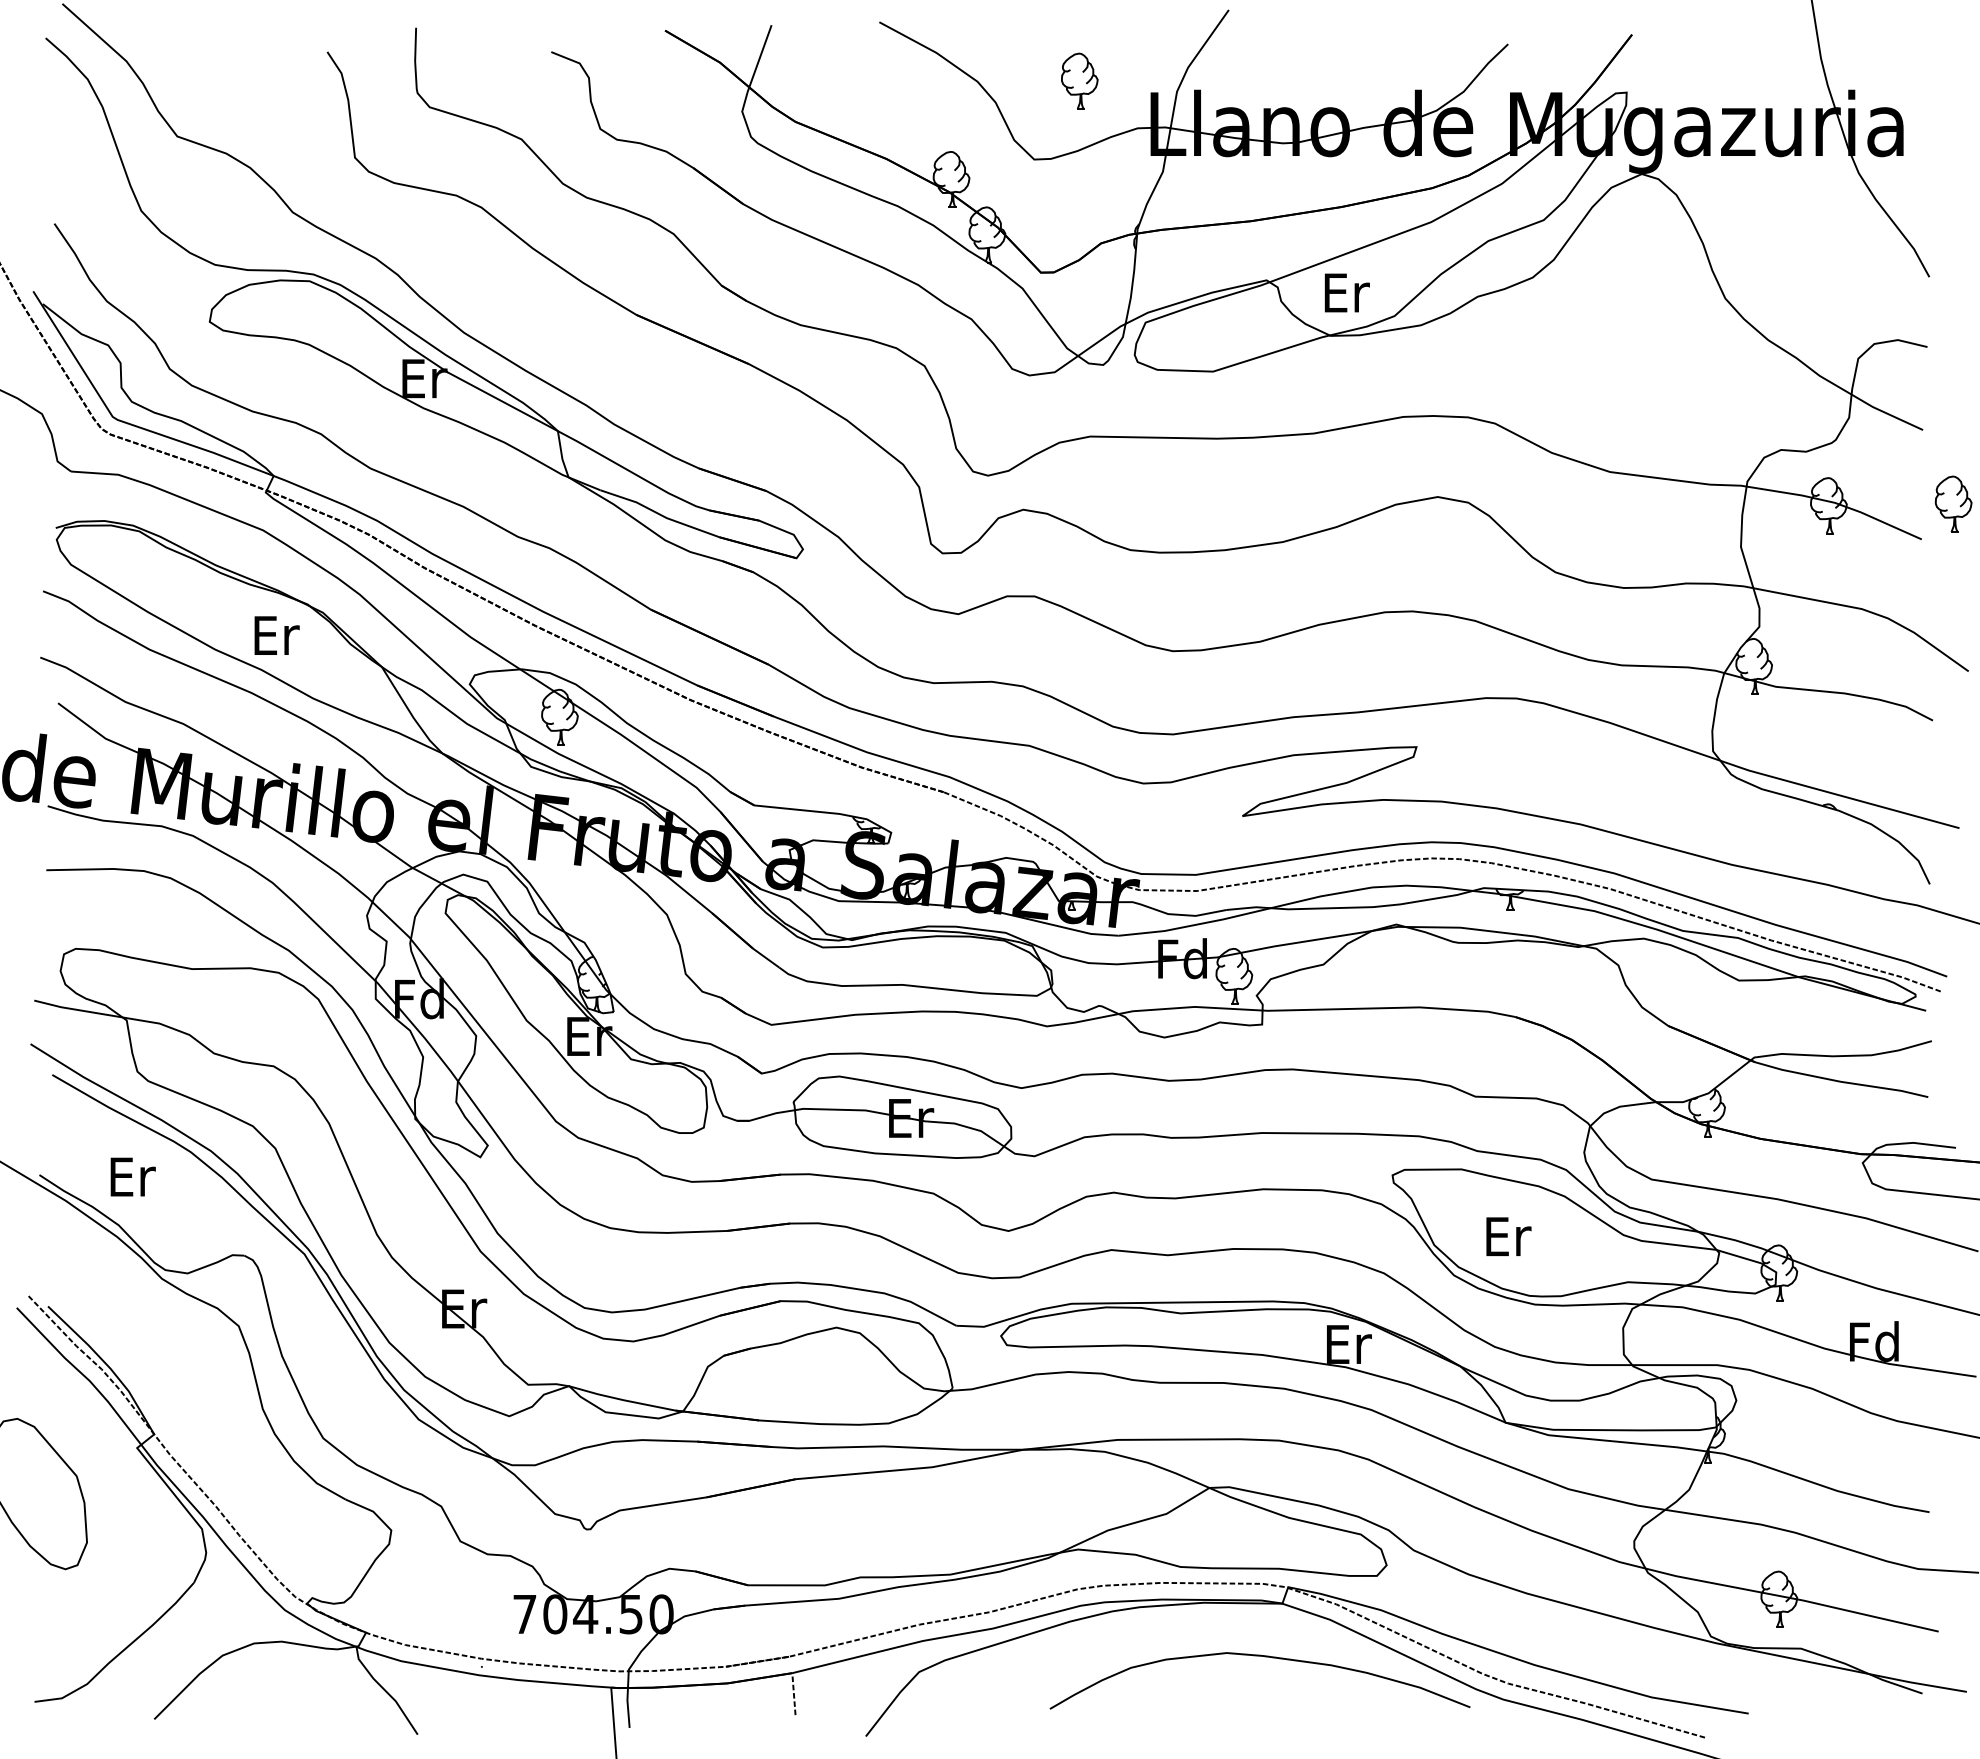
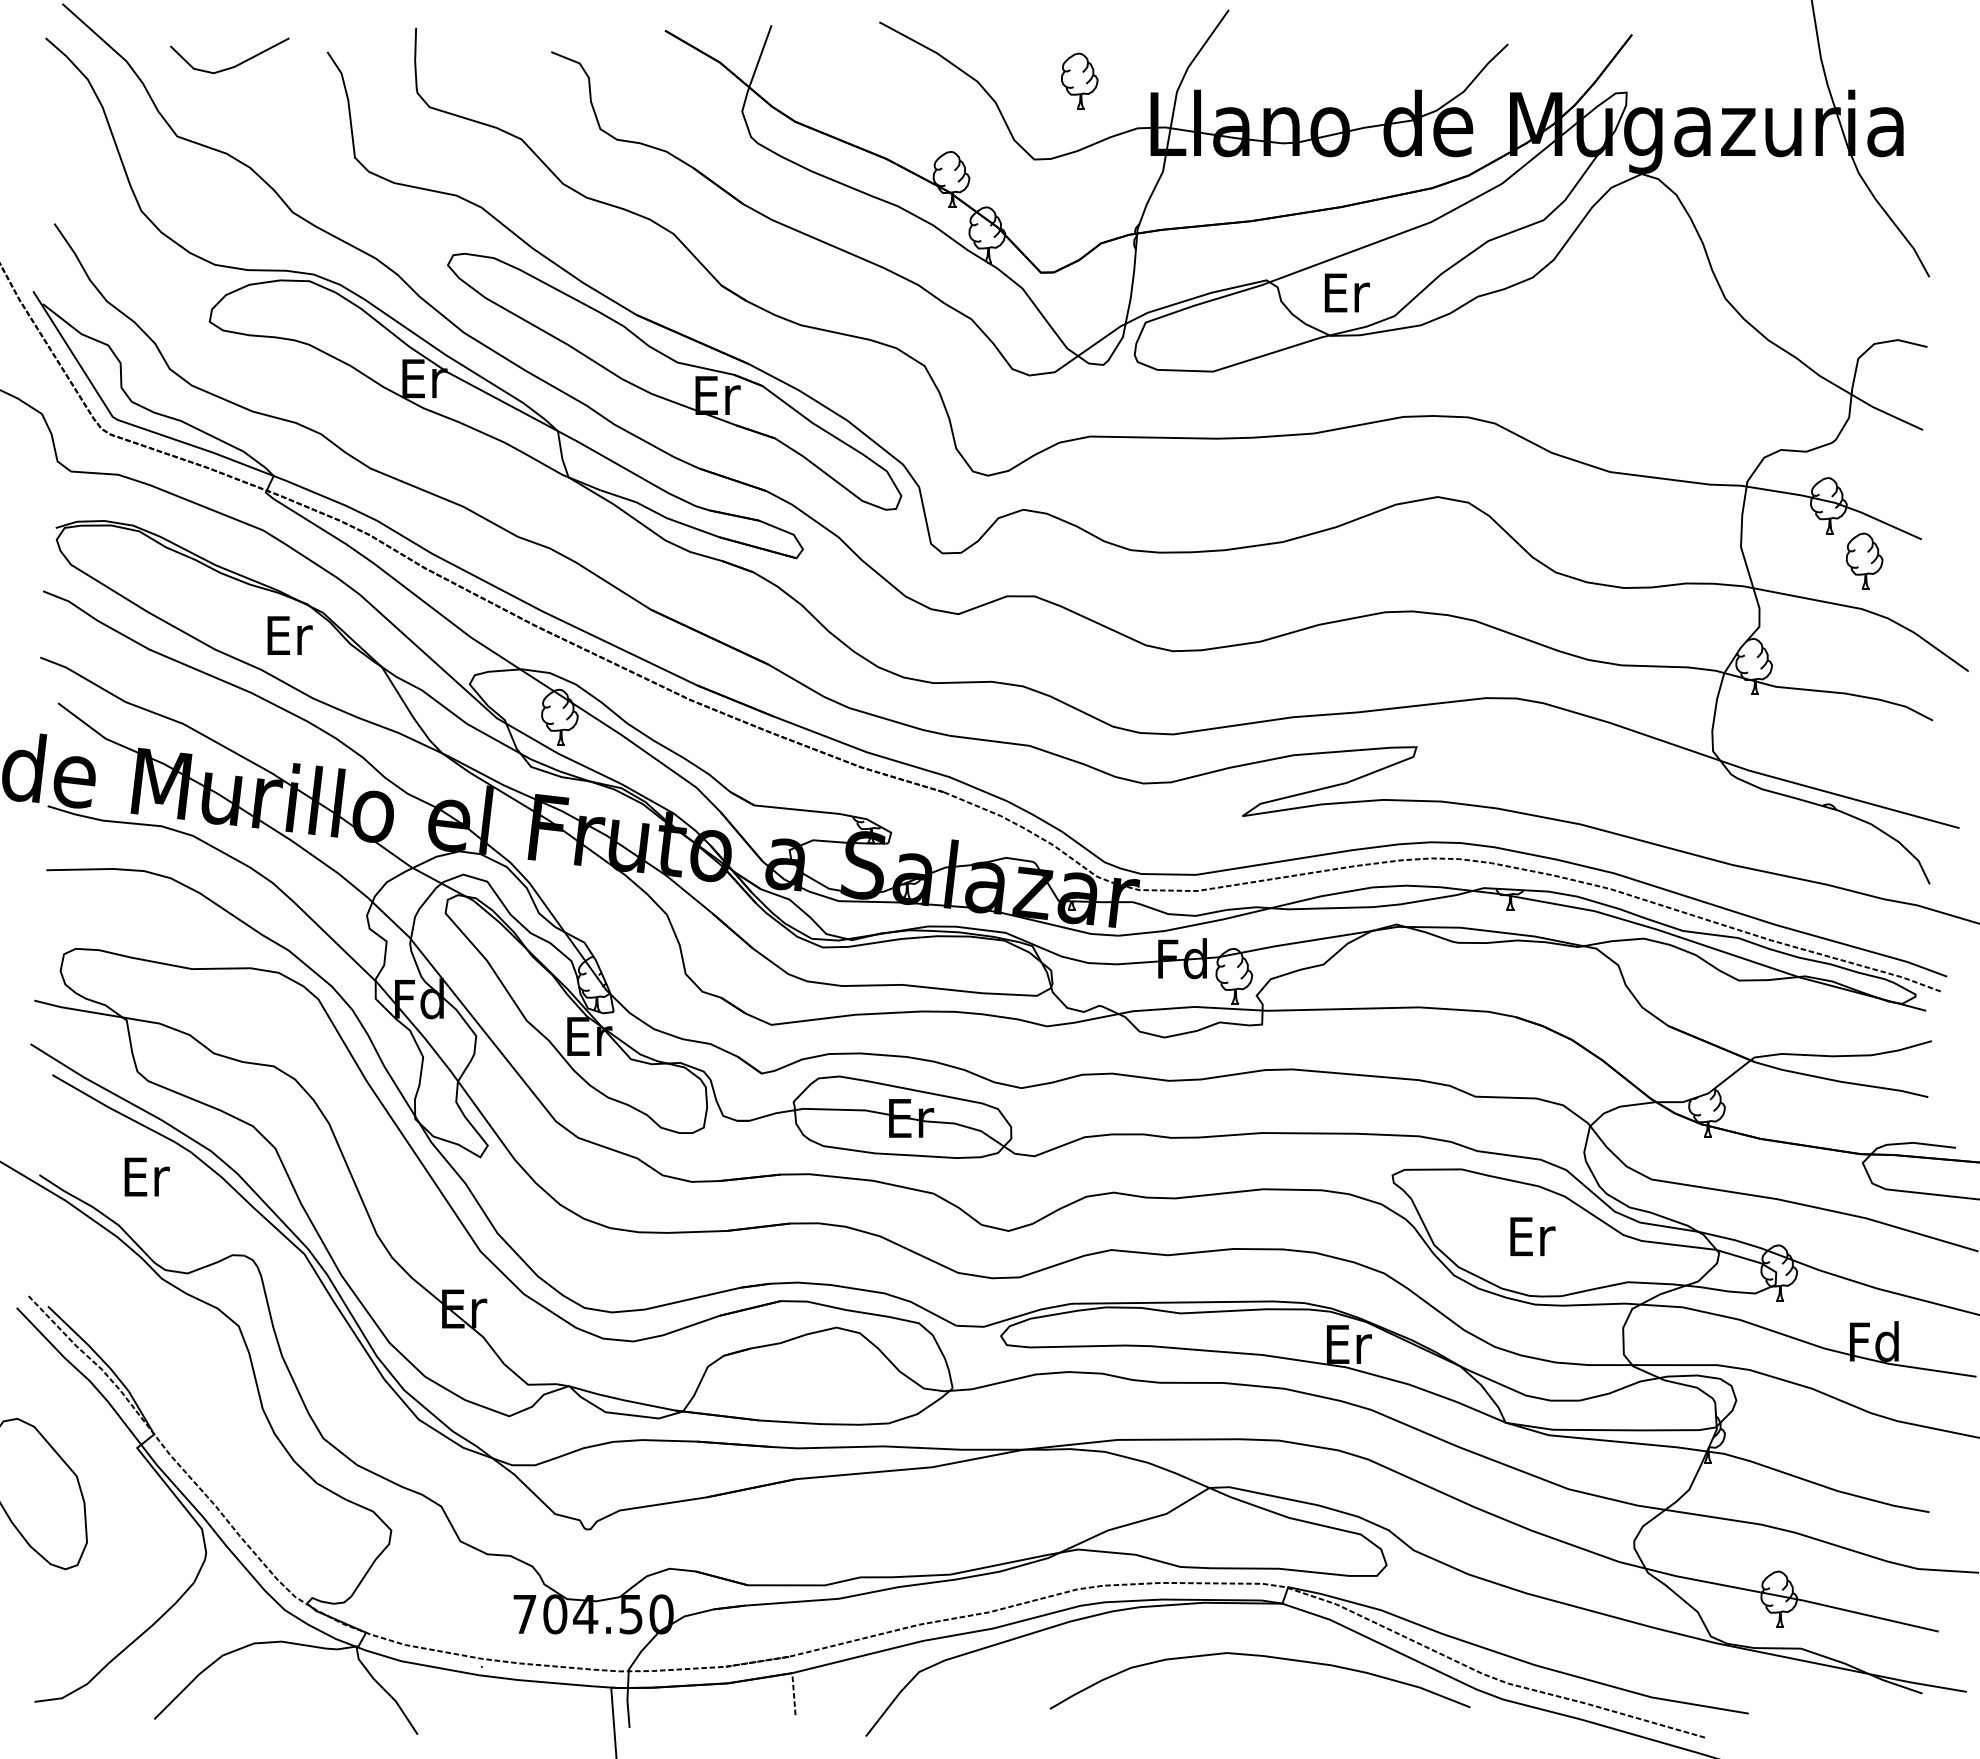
line: none -> present (234, 65)
part: none -> present (674, 381)
part position: (1953, 503) -> (1864, 560) (1864, 560)
text position: (276, 635) -> (289, 635) (289, 635)
text position: (132, 1176) -> (146, 1176) (146, 1176)
text position: (1508, 1236) -> (1532, 1236) (1532, 1236)
